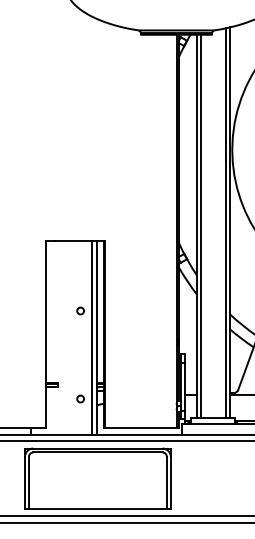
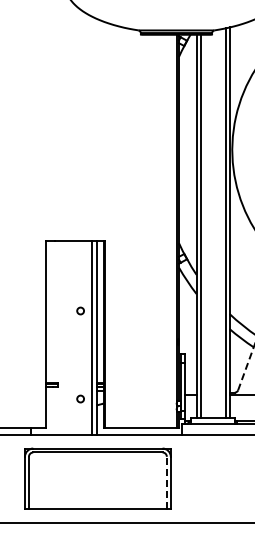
line: solid -> dashed (246, 367)
line: present -> none (126, 441)
line: solid -> dashed (166, 482)
line: present -> none (126, 516)
